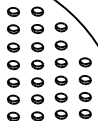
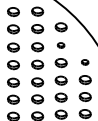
part size: 14x11 px -> 10x7 px (60, 45)
part size: 14x11 px -> 9x7 px (85, 62)
